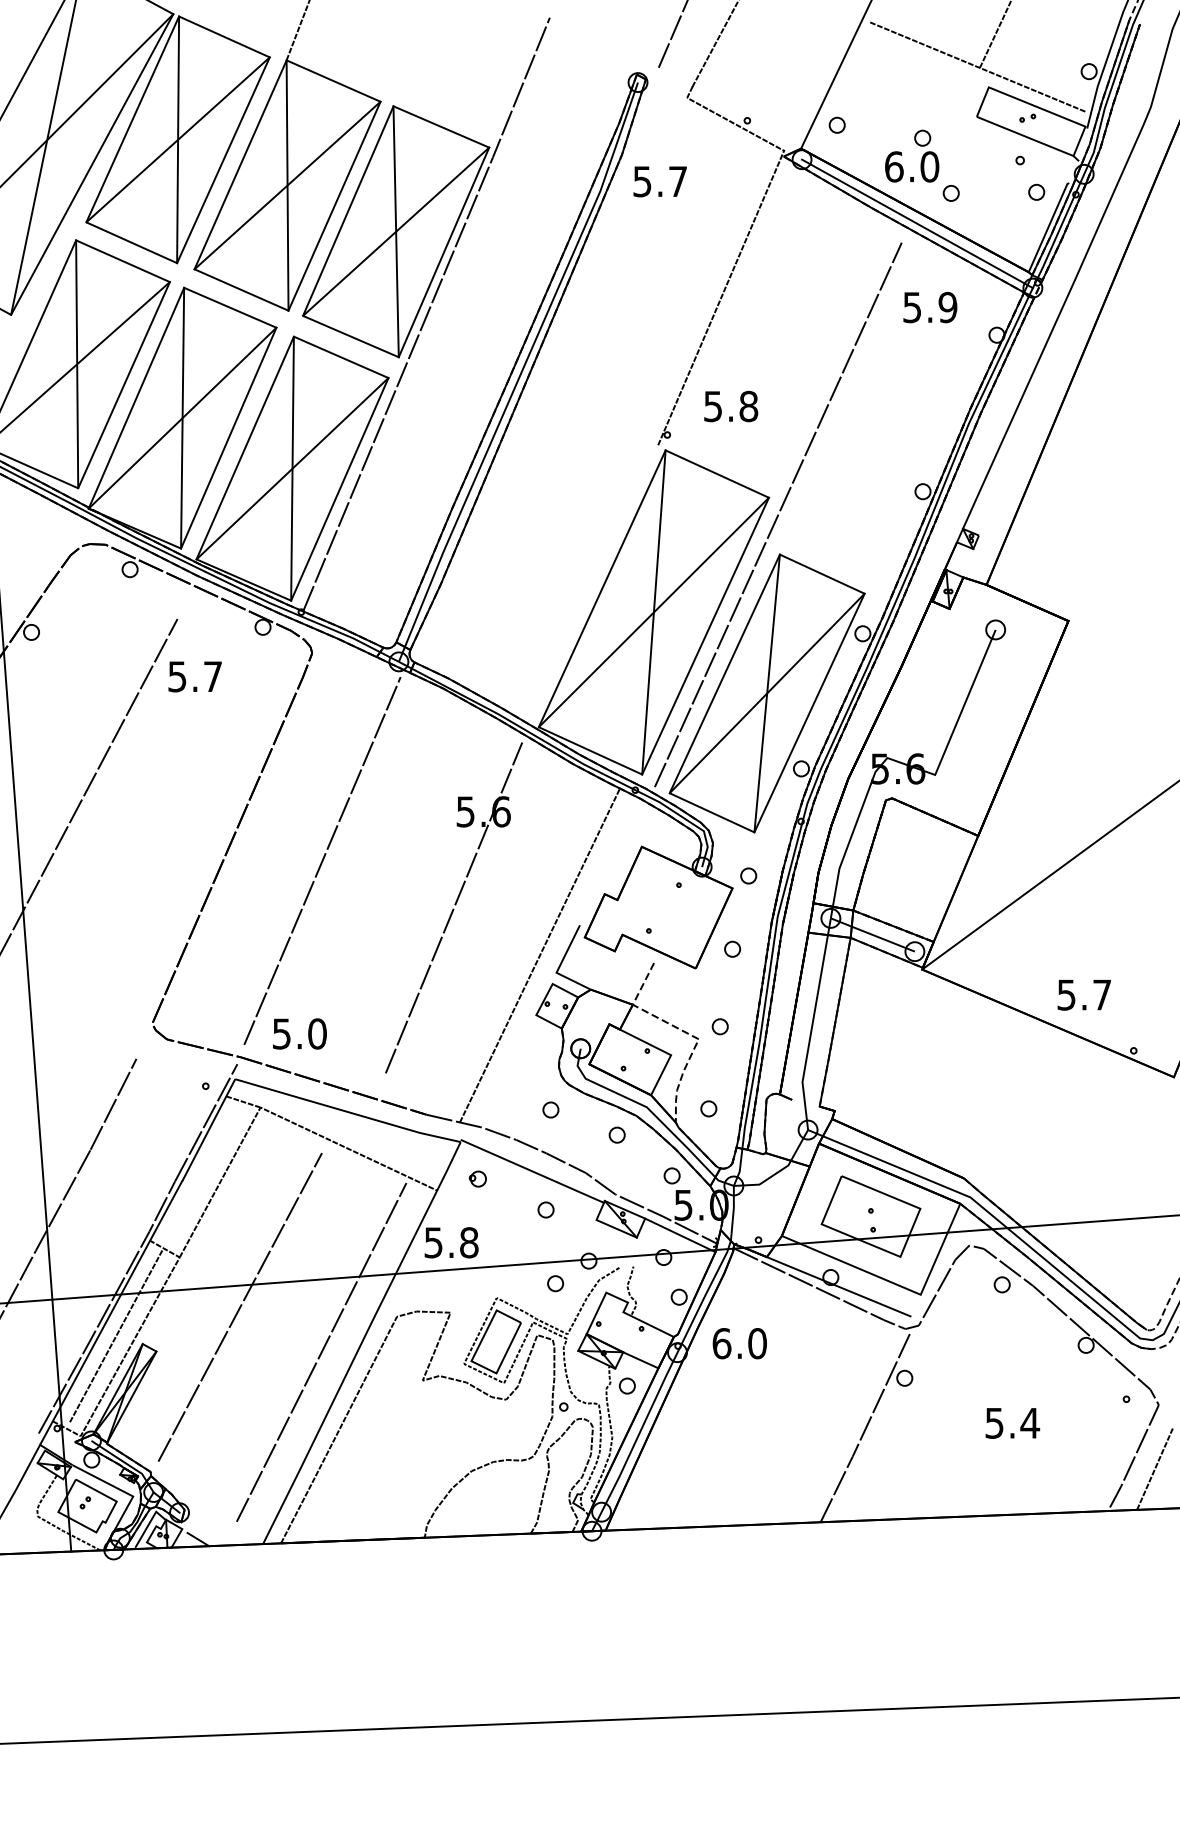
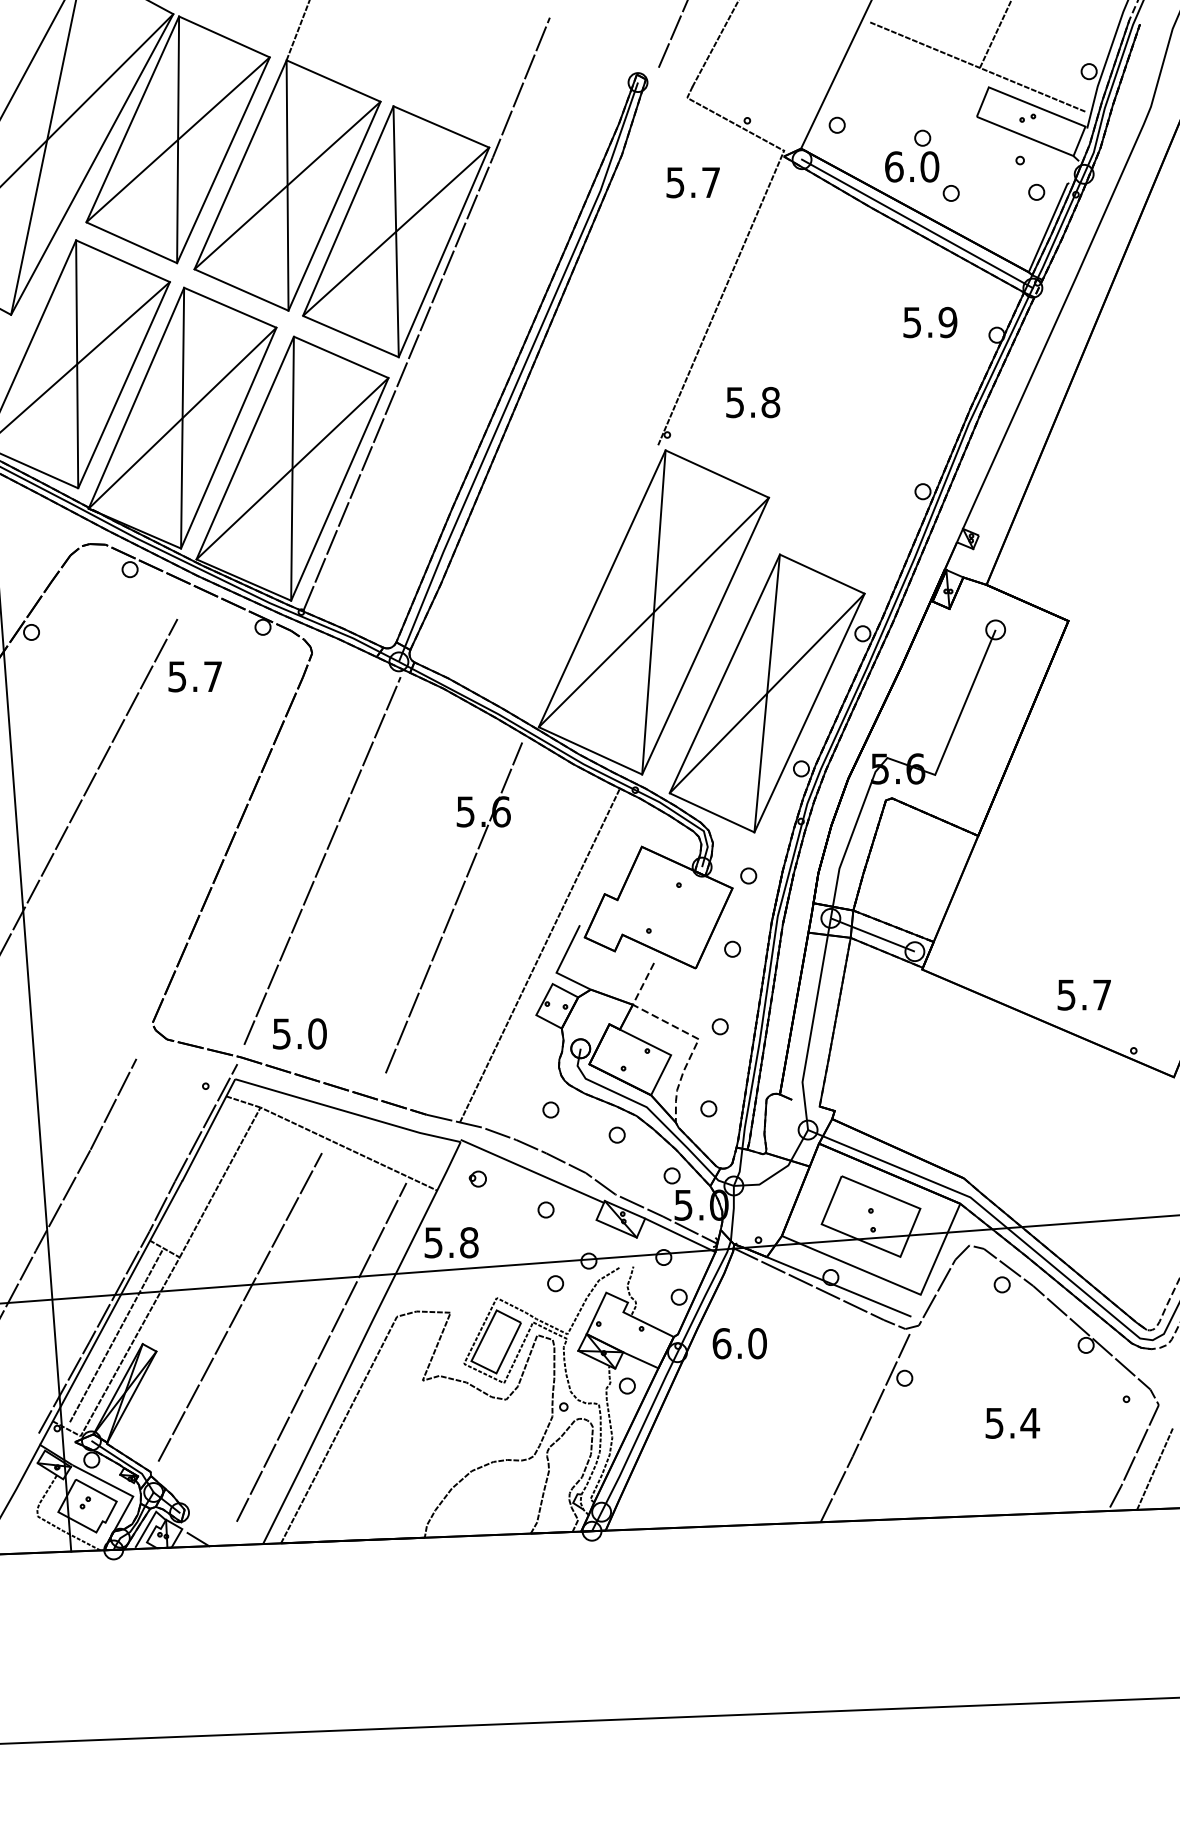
text position: (659, 181) -> (692, 182) (692, 182)
text position: (930, 307) -> (930, 322) (930, 322)
text position: (731, 406) -> (753, 402) (753, 402)
line: present -> none (777, 514)
line: present -> none (1049, 876)
